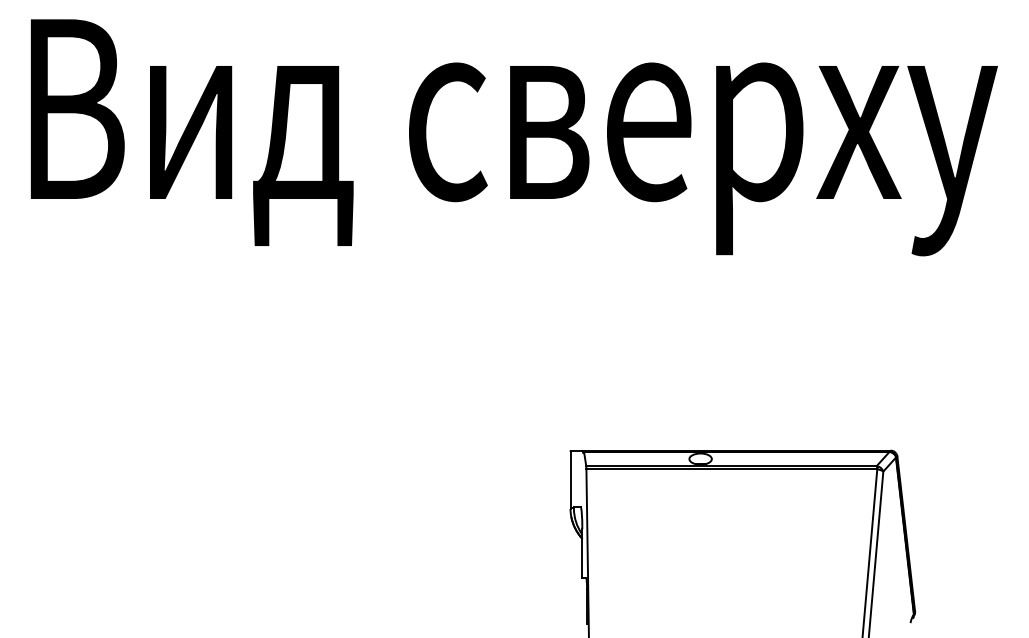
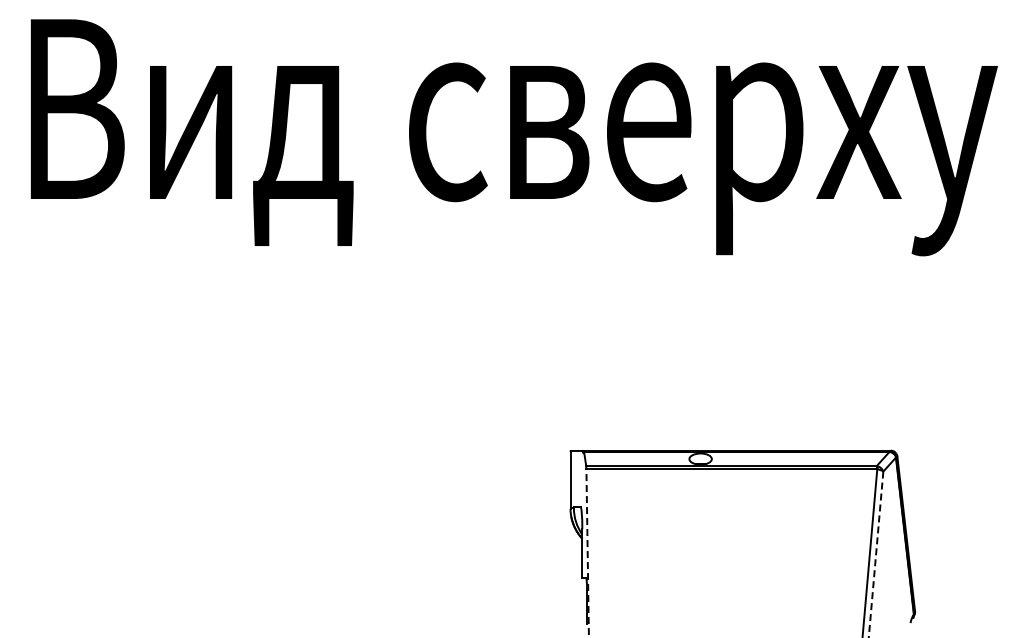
line: solid -> dashed (587, 553)
line: solid -> dashed (876, 555)
